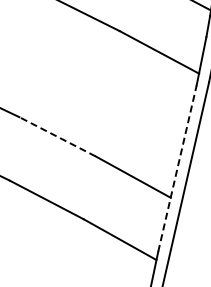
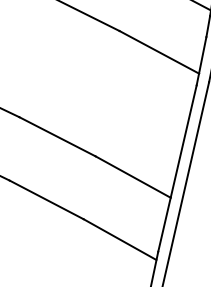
line: dashed -> solid (57, 136)
line: dashed -> solid (177, 168)
